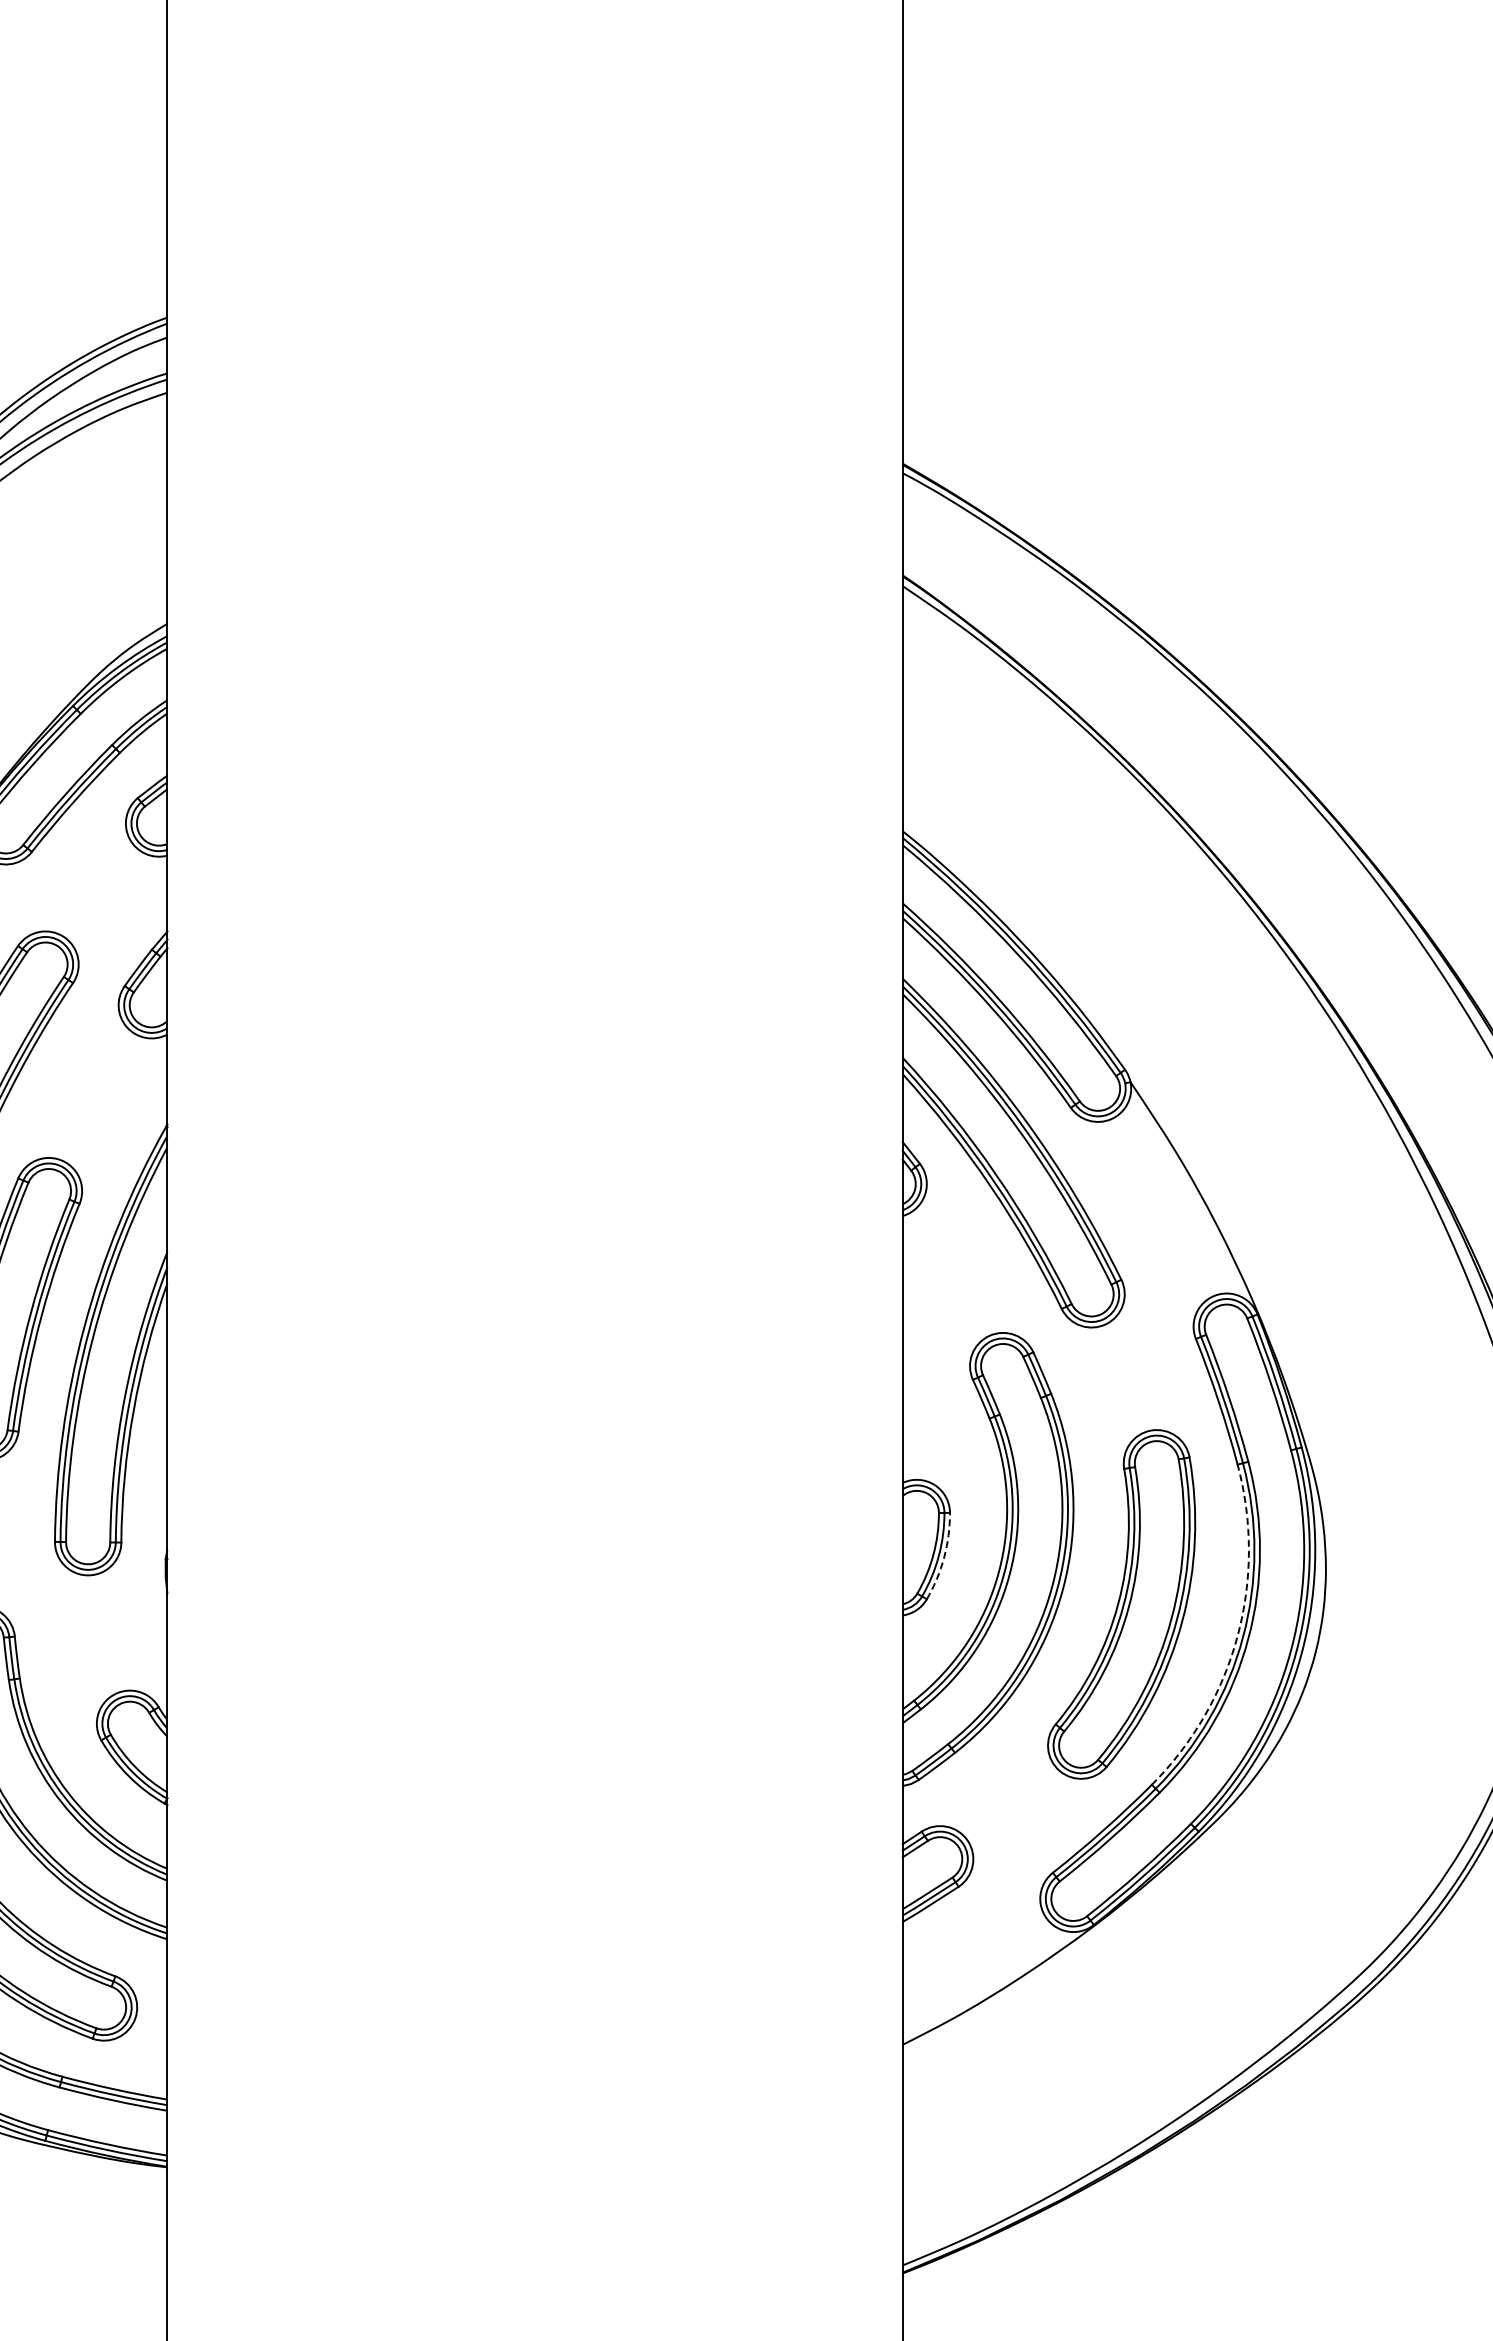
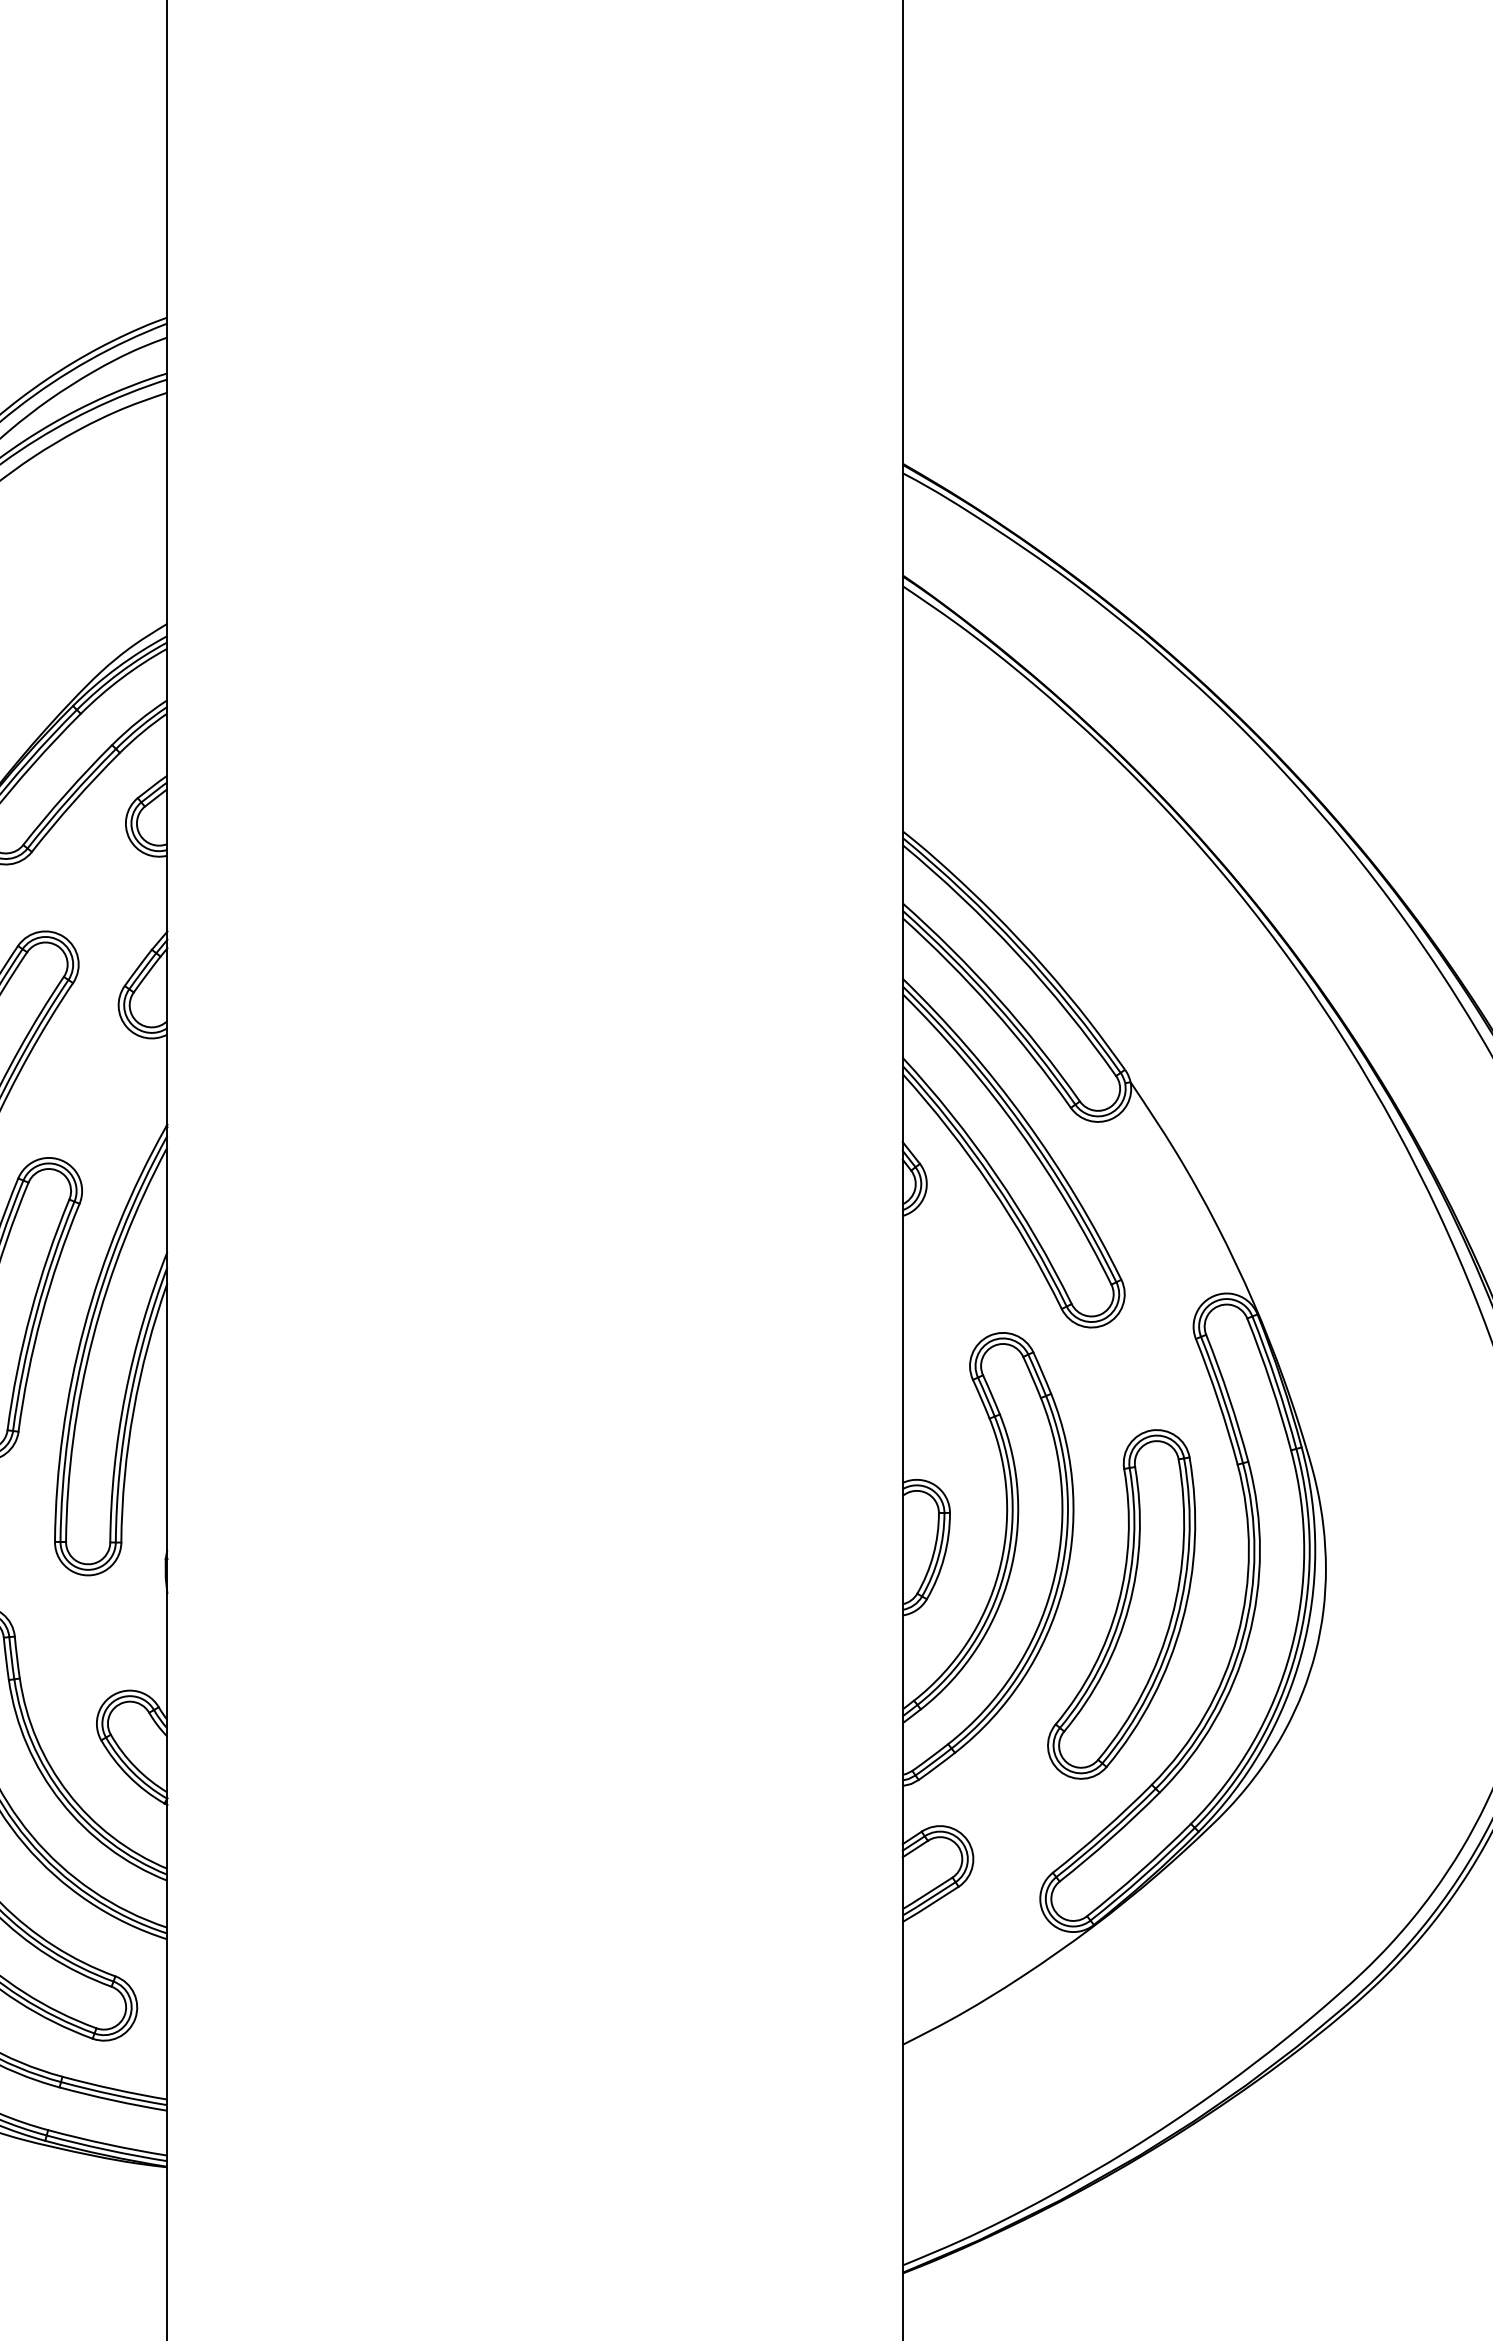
arc: dashed -> solid (944, 1557)
arc: dashed -> solid (1237, 1636)
